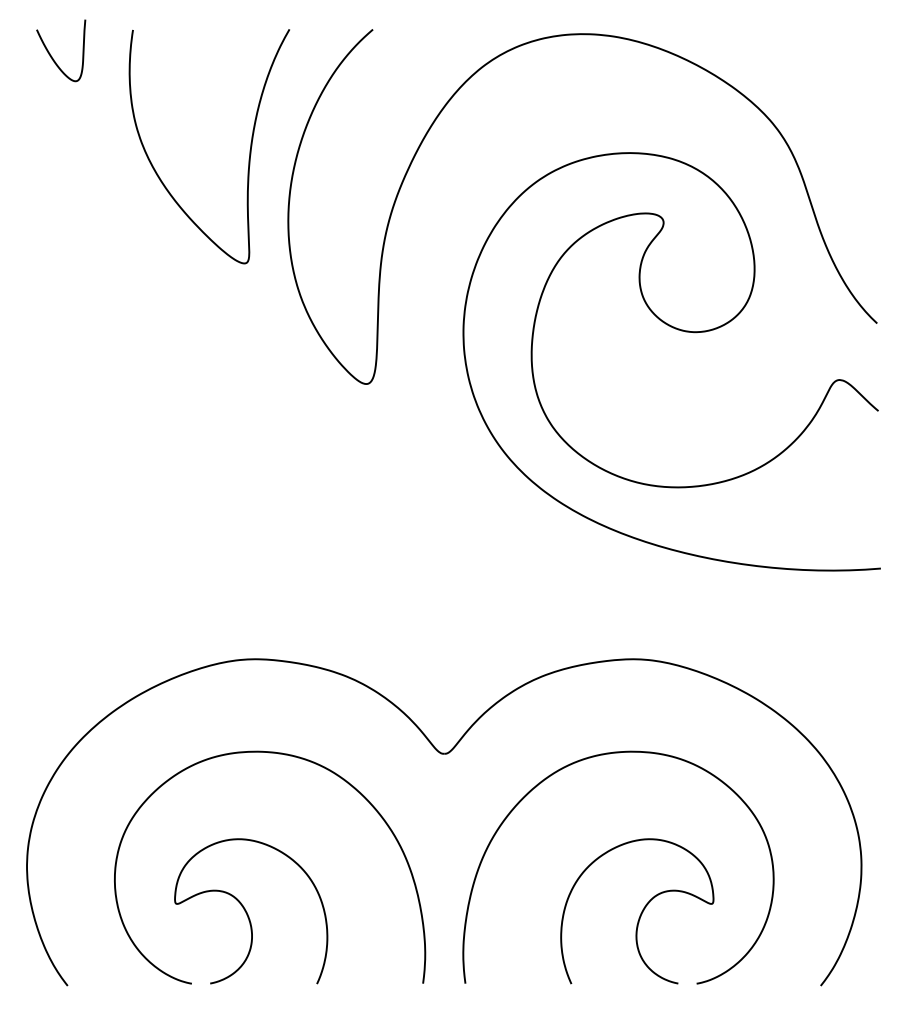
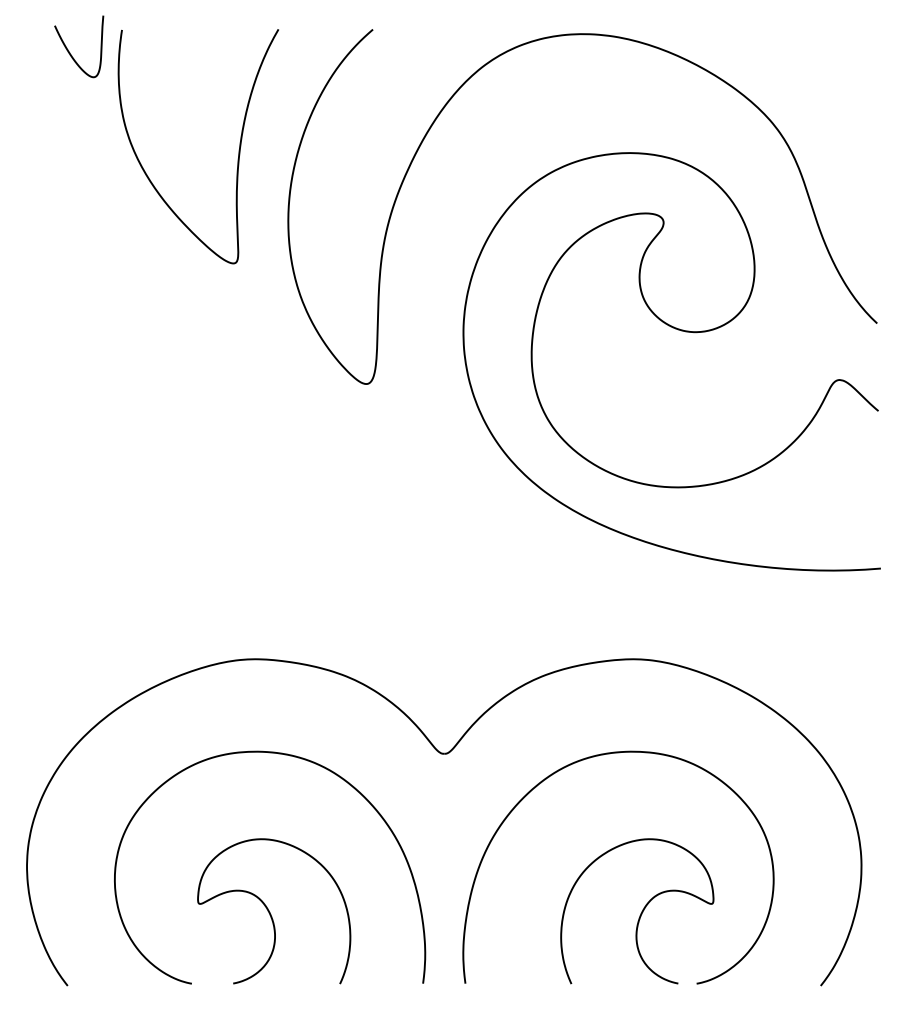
curve position: (52, 56) -> (70, 52) (70, 52)
curve position: (249, 150) -> (238, 150) (238, 150)
curve position: (247, 912) -> (270, 912) (270, 912)
